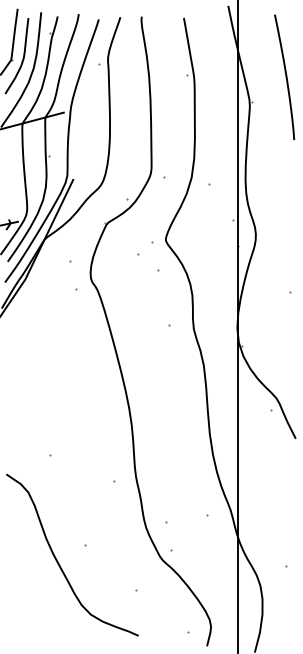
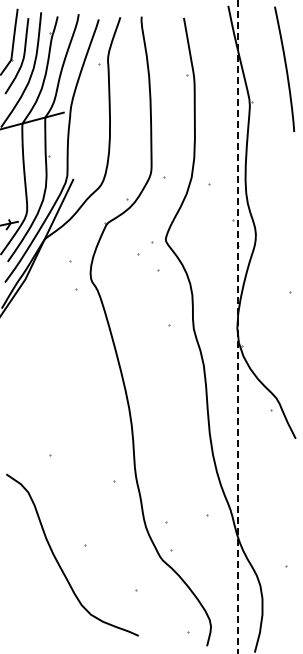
curve position: (285, 76) -> (285, 68) (285, 68)
line: solid -> dashed (237, 326)
